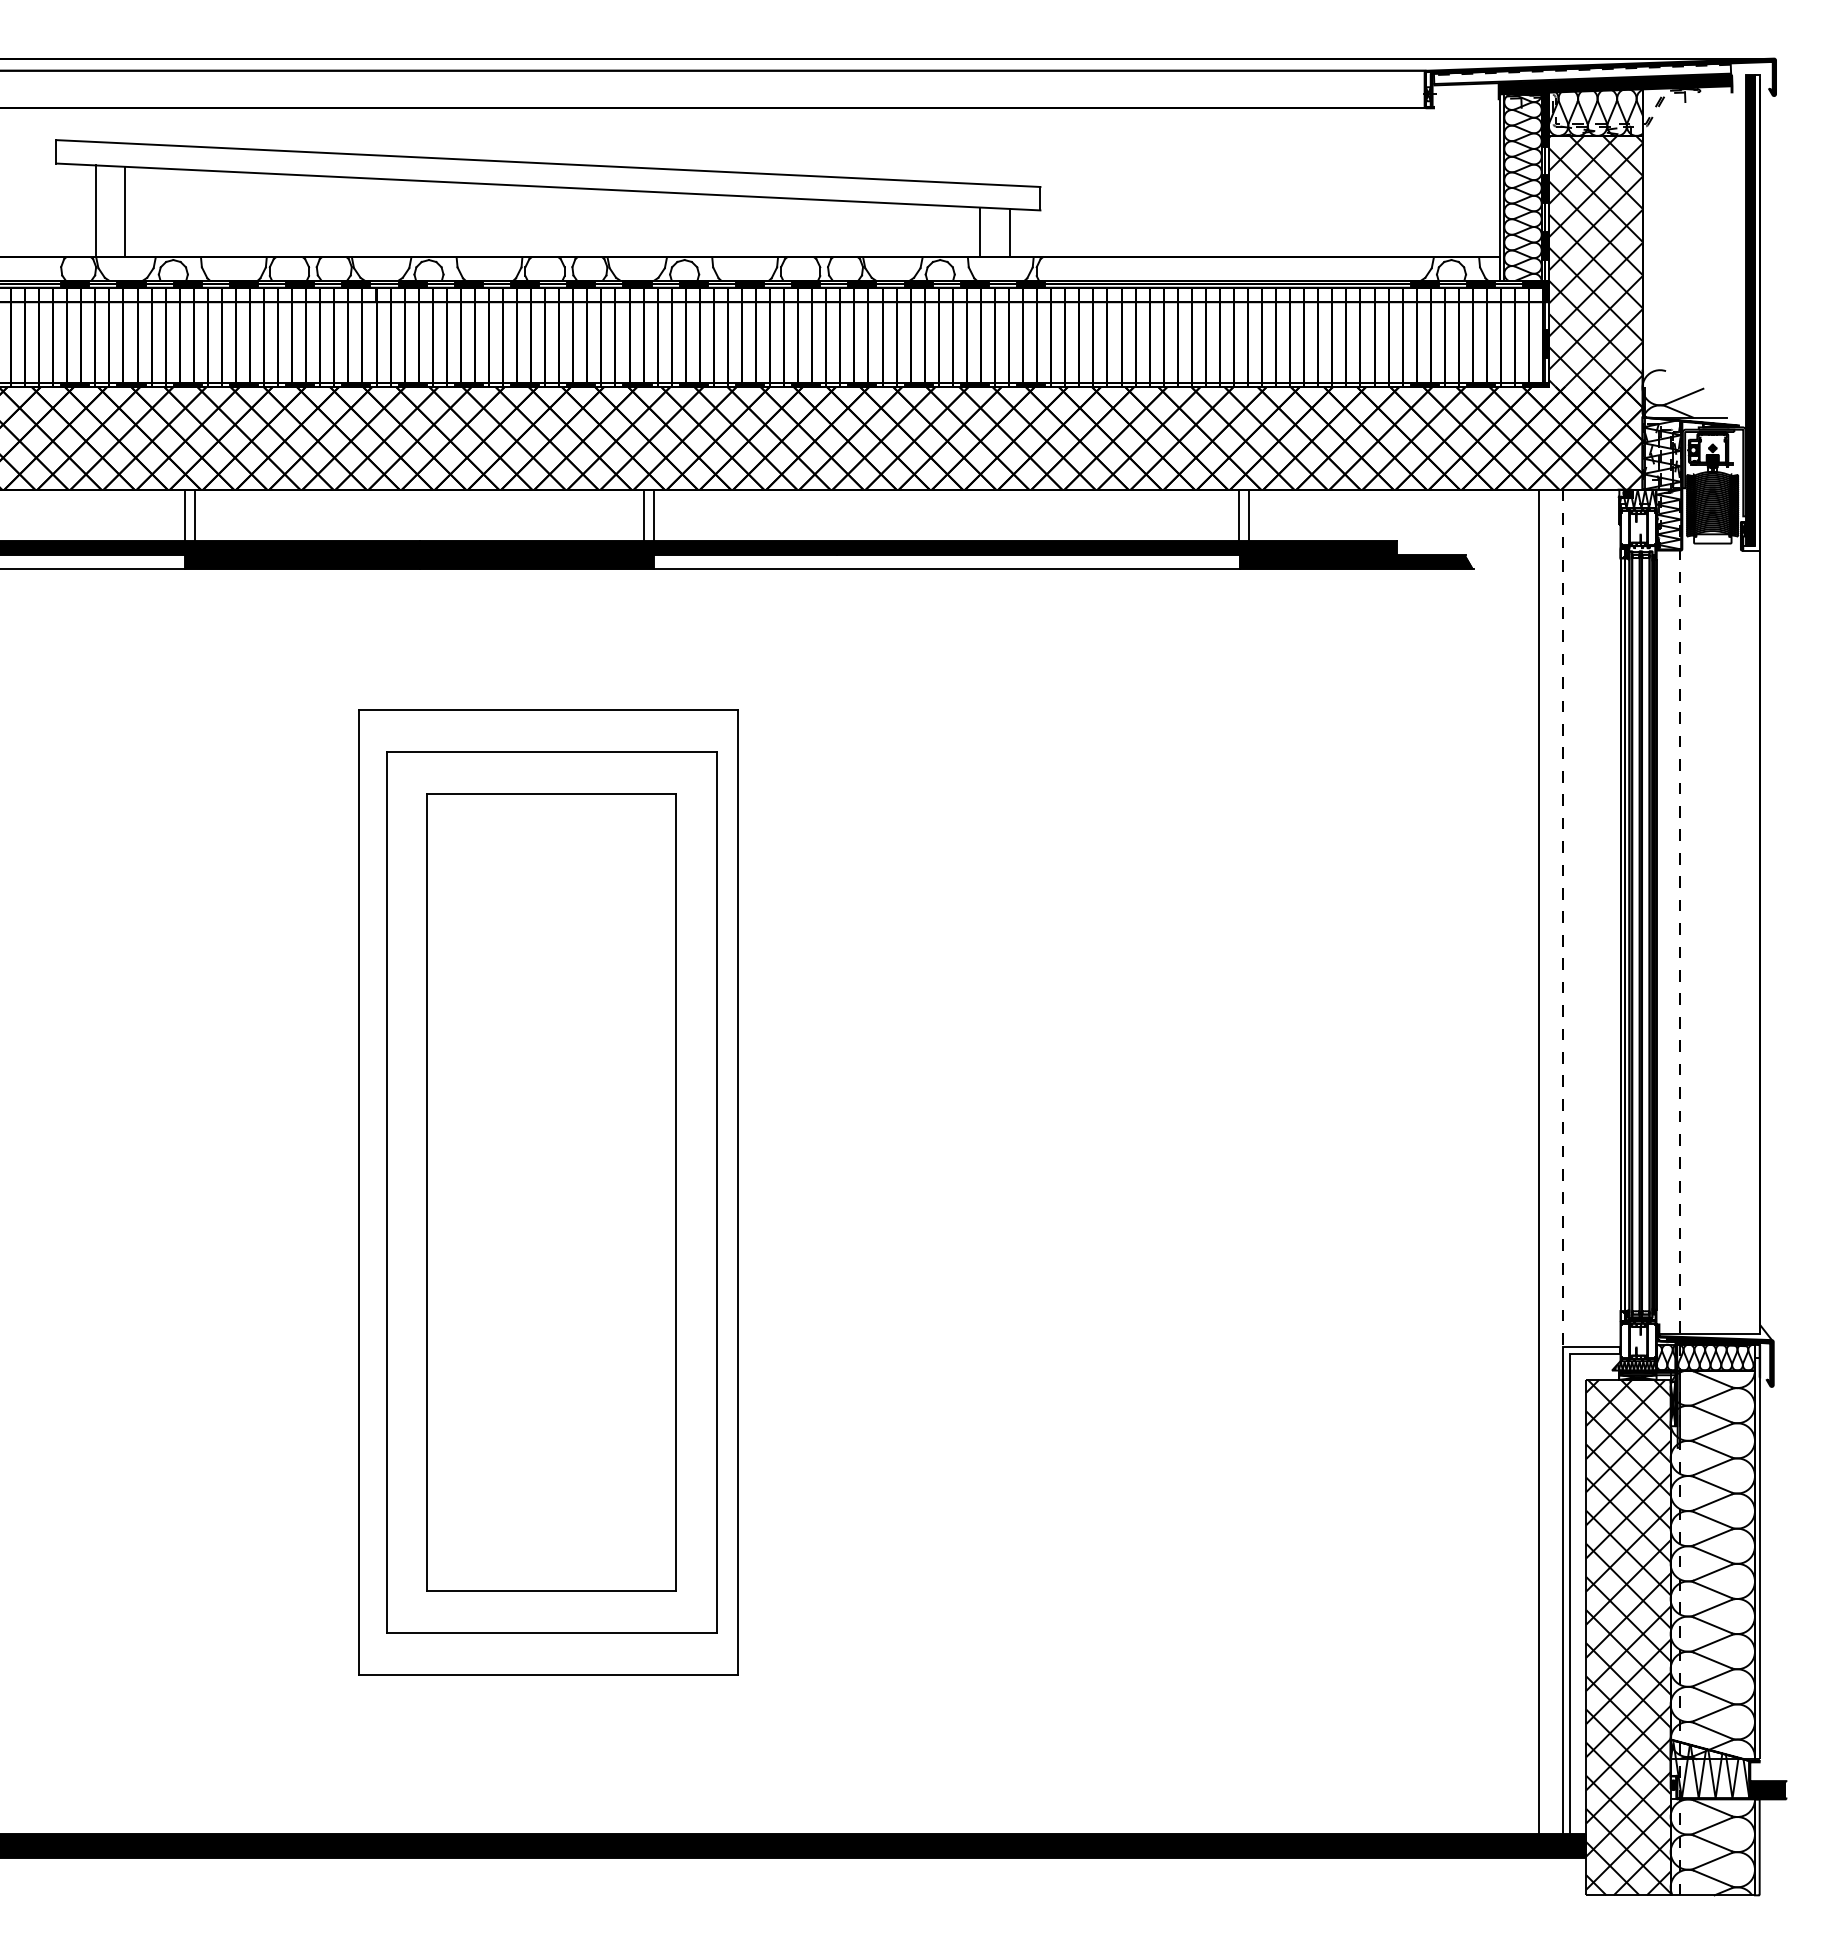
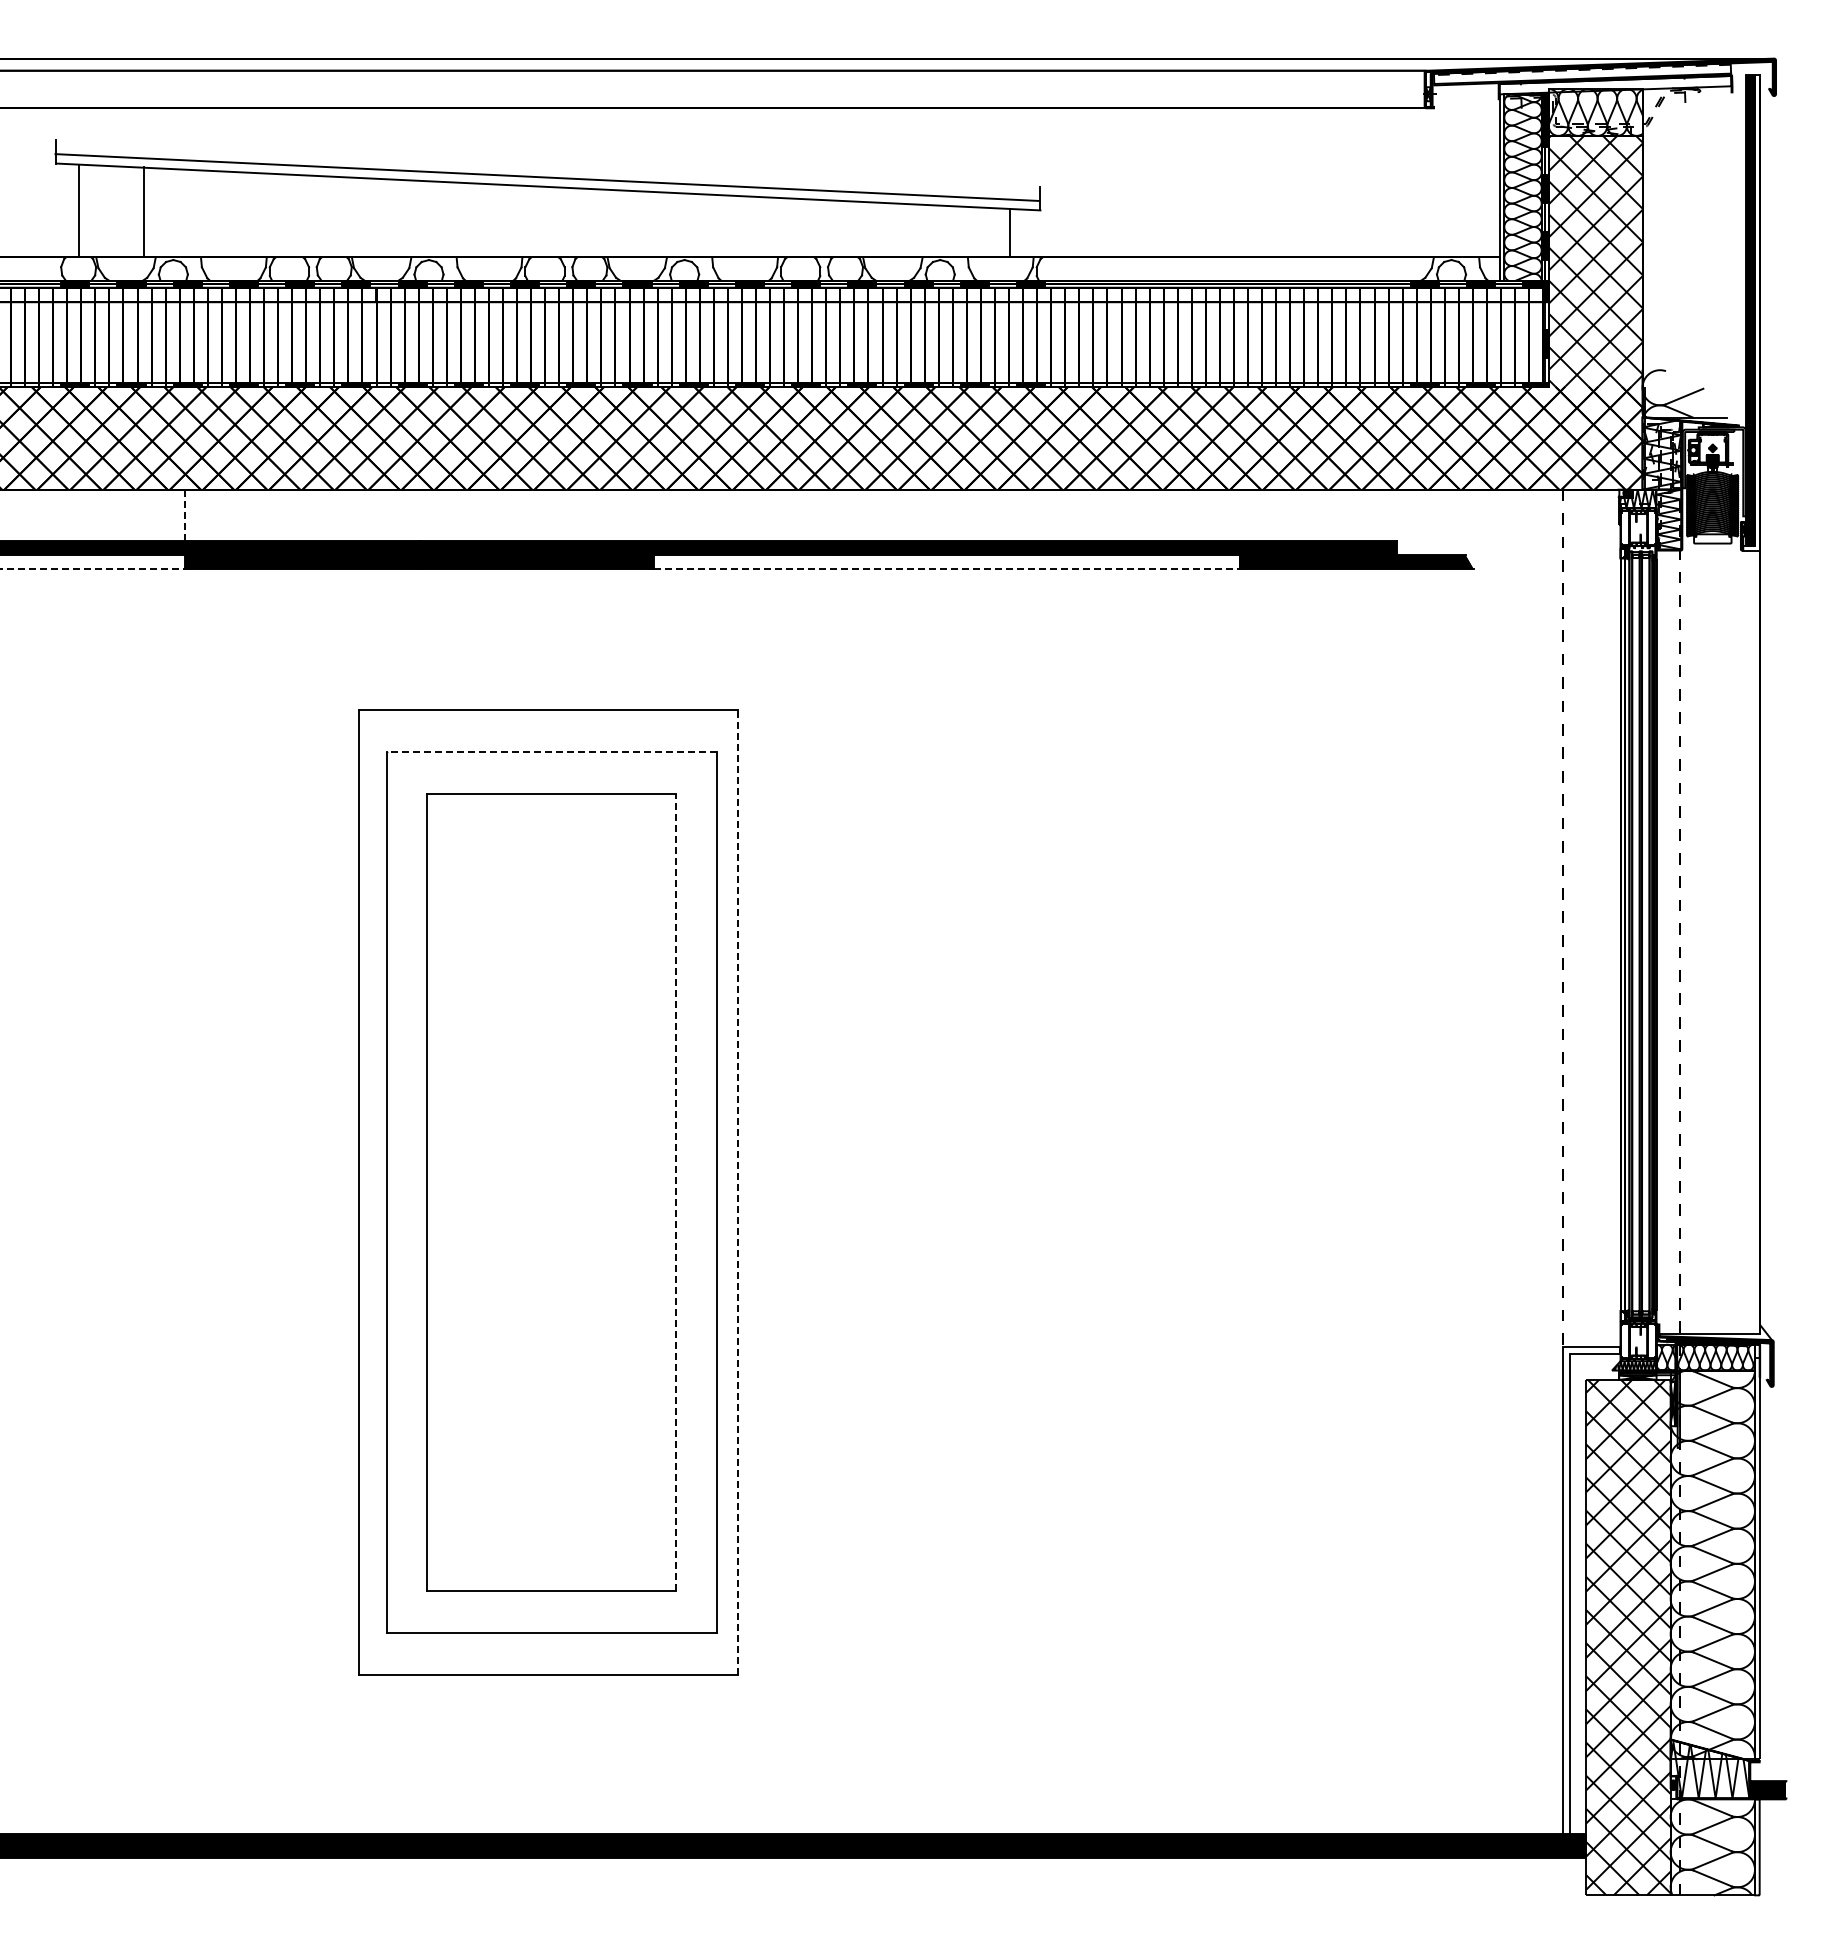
fill: present -> none (1615, 84)
line position: (548, 163) -> (547, 177) (547, 177)
line position: (95, 211) -> (78, 211) (78, 211)
line position: (125, 211) -> (144, 211) (144, 211)
line: present -> none (979, 232)
line: solid -> dashed (185, 515)
line: present -> none (194, 515)
line: present -> none (644, 515)
line: present -> none (653, 515)
line: present -> none (1239, 515)
line: present -> none (1248, 515)
line: solid -> dashed (93, 569)
line: solid -> dashed (946, 569)
line: solid -> dashed (551, 752)
line: present -> none (1539, 1161)
line: solid -> dashed (676, 1192)
line: solid -> dashed (738, 1192)
